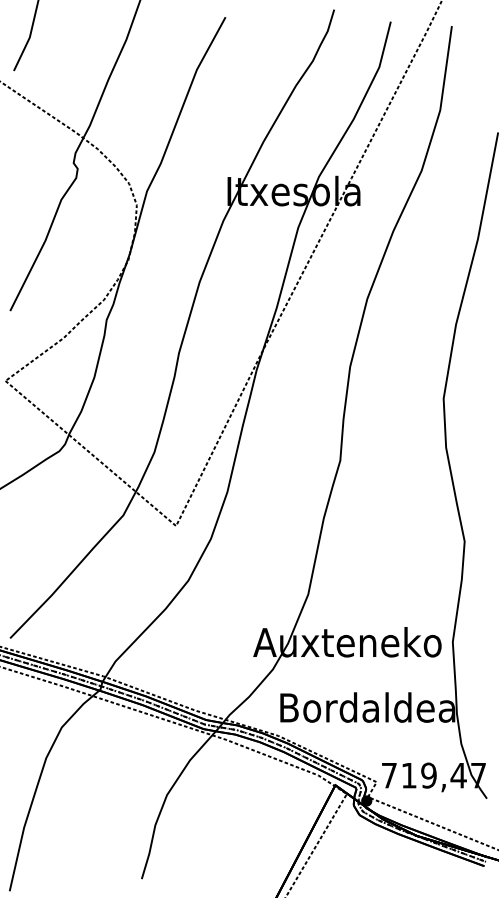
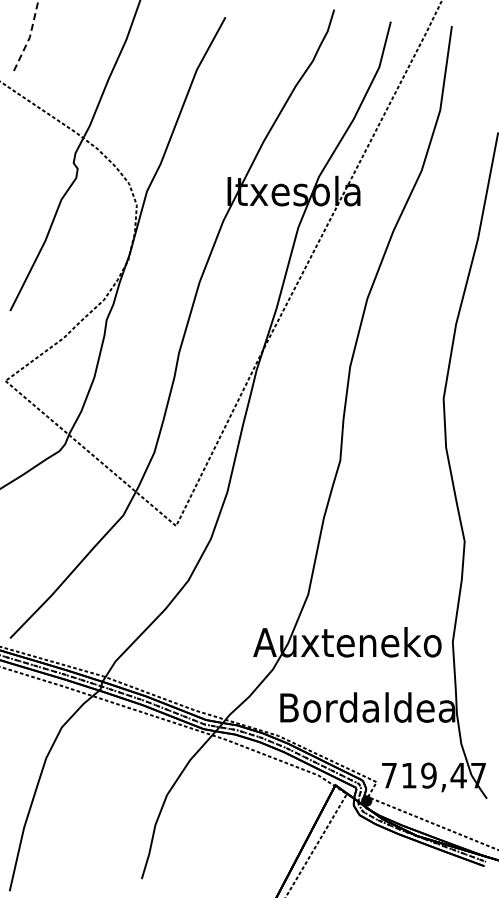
line: solid -> dashed (29, 37)
